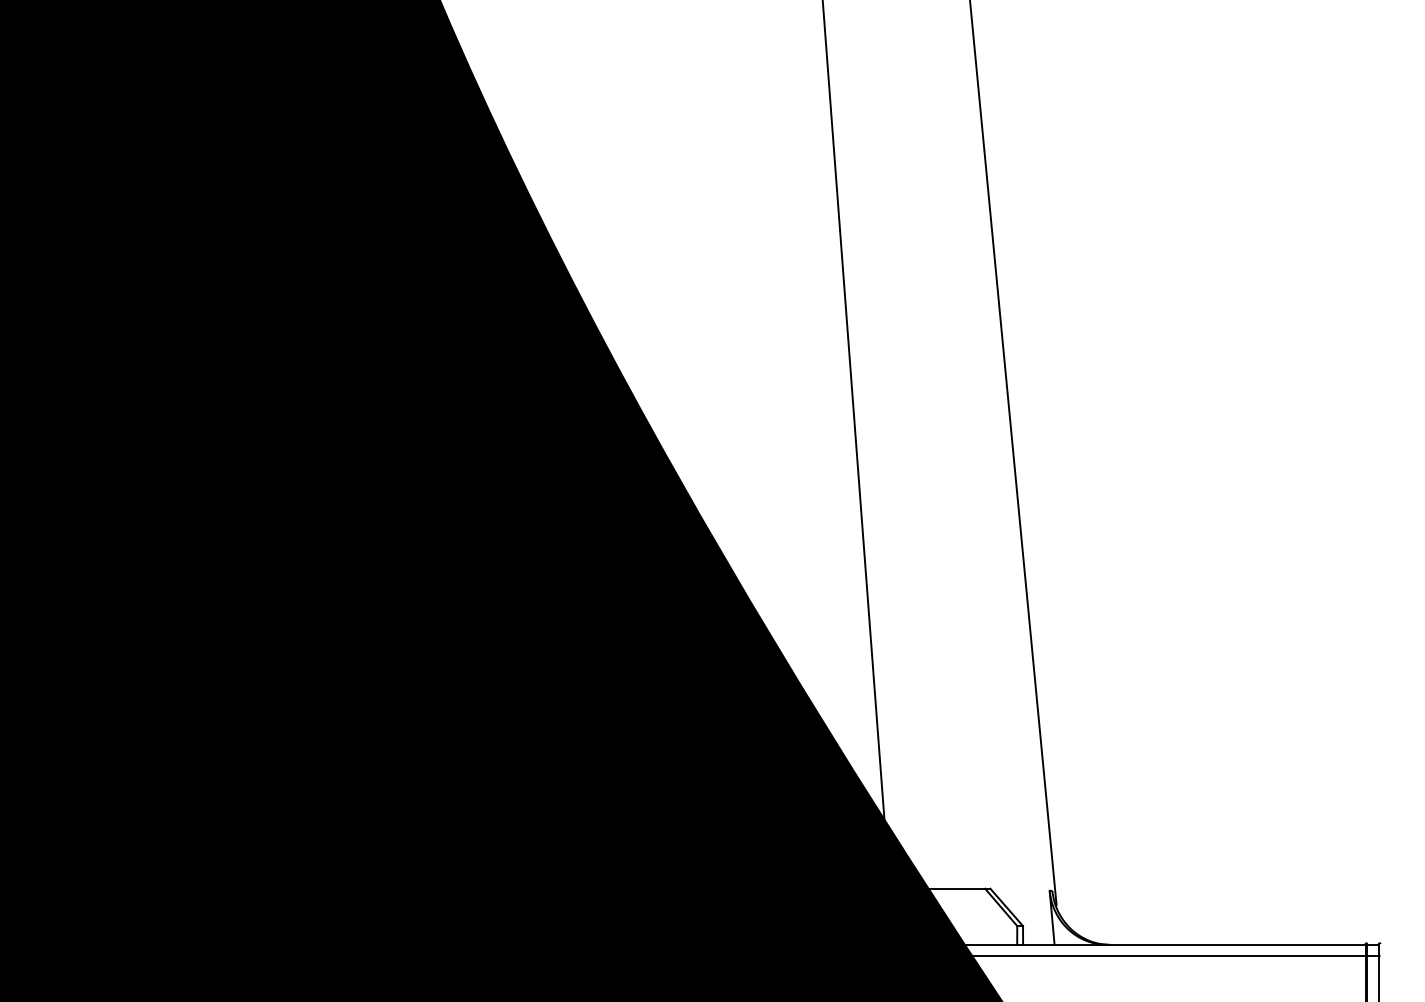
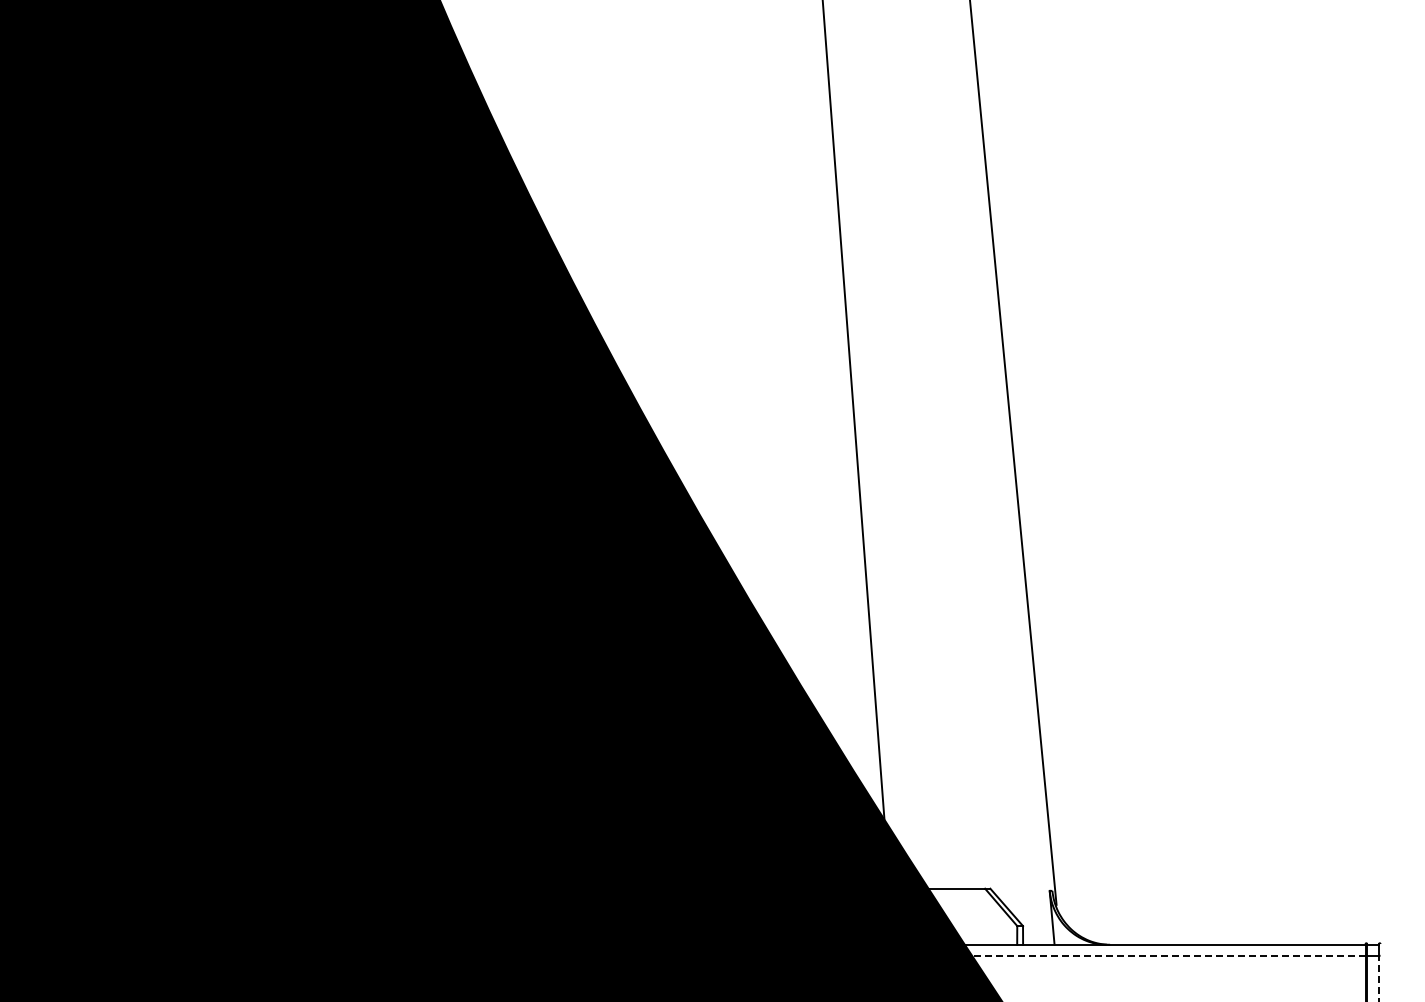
line: solid -> dashed (1168, 955)
line: solid -> dashed (1379, 978)
